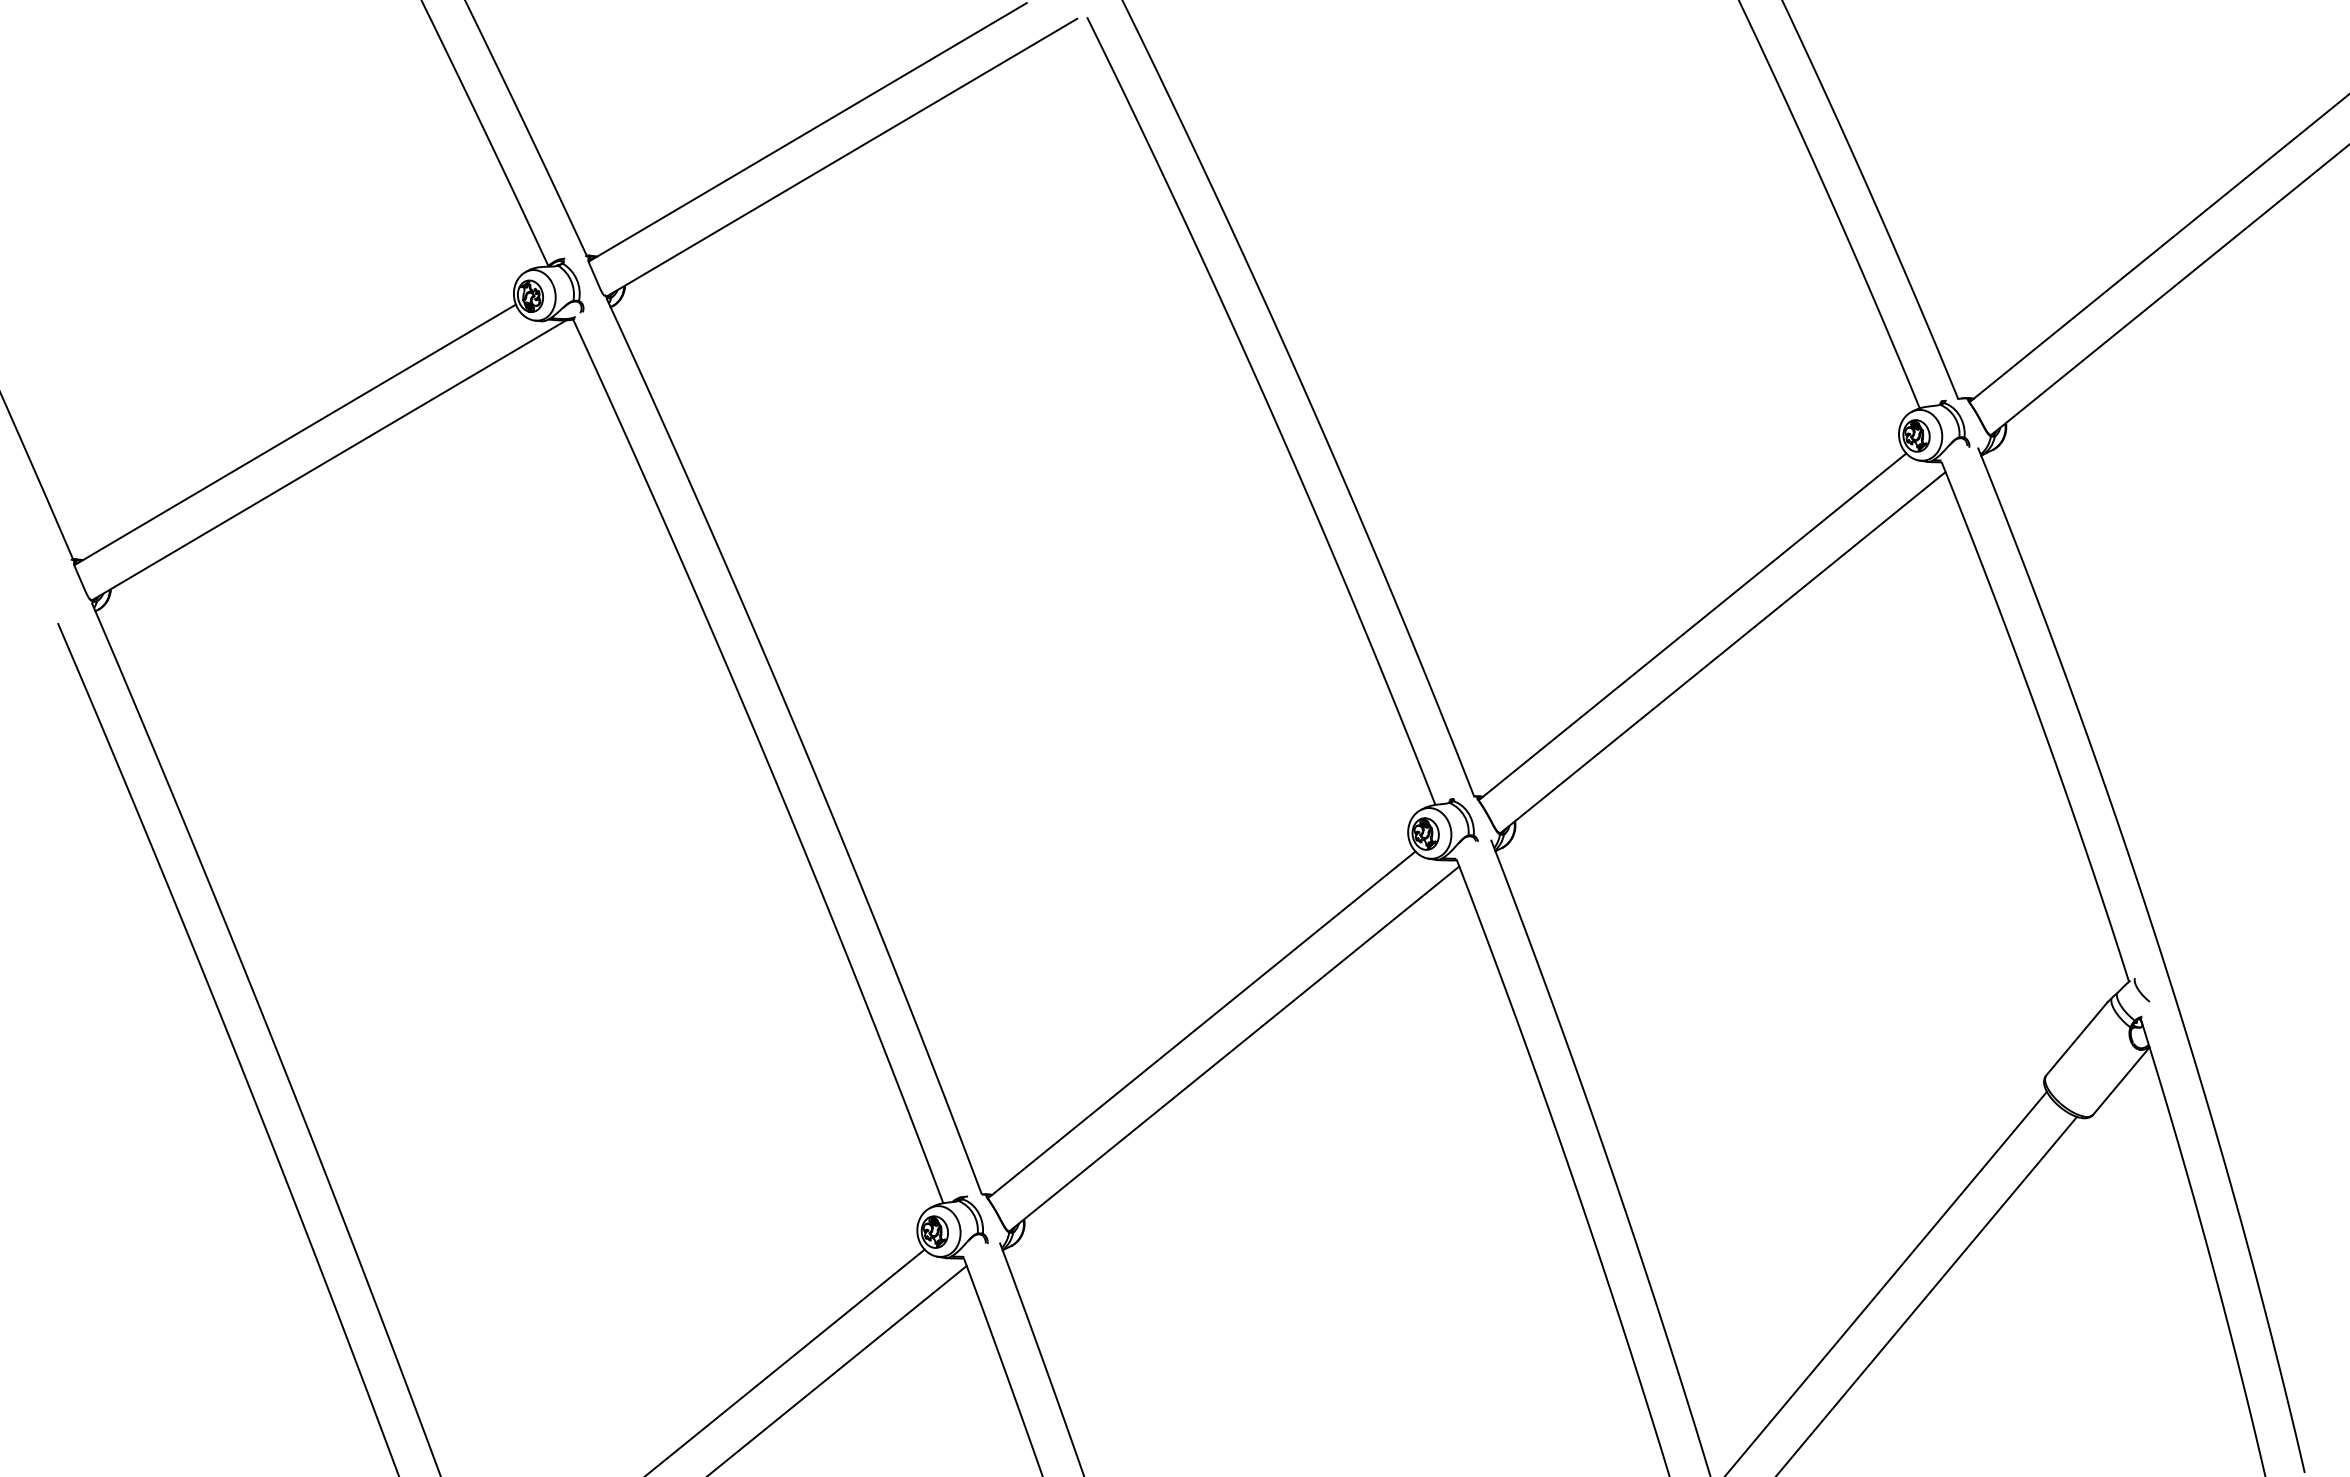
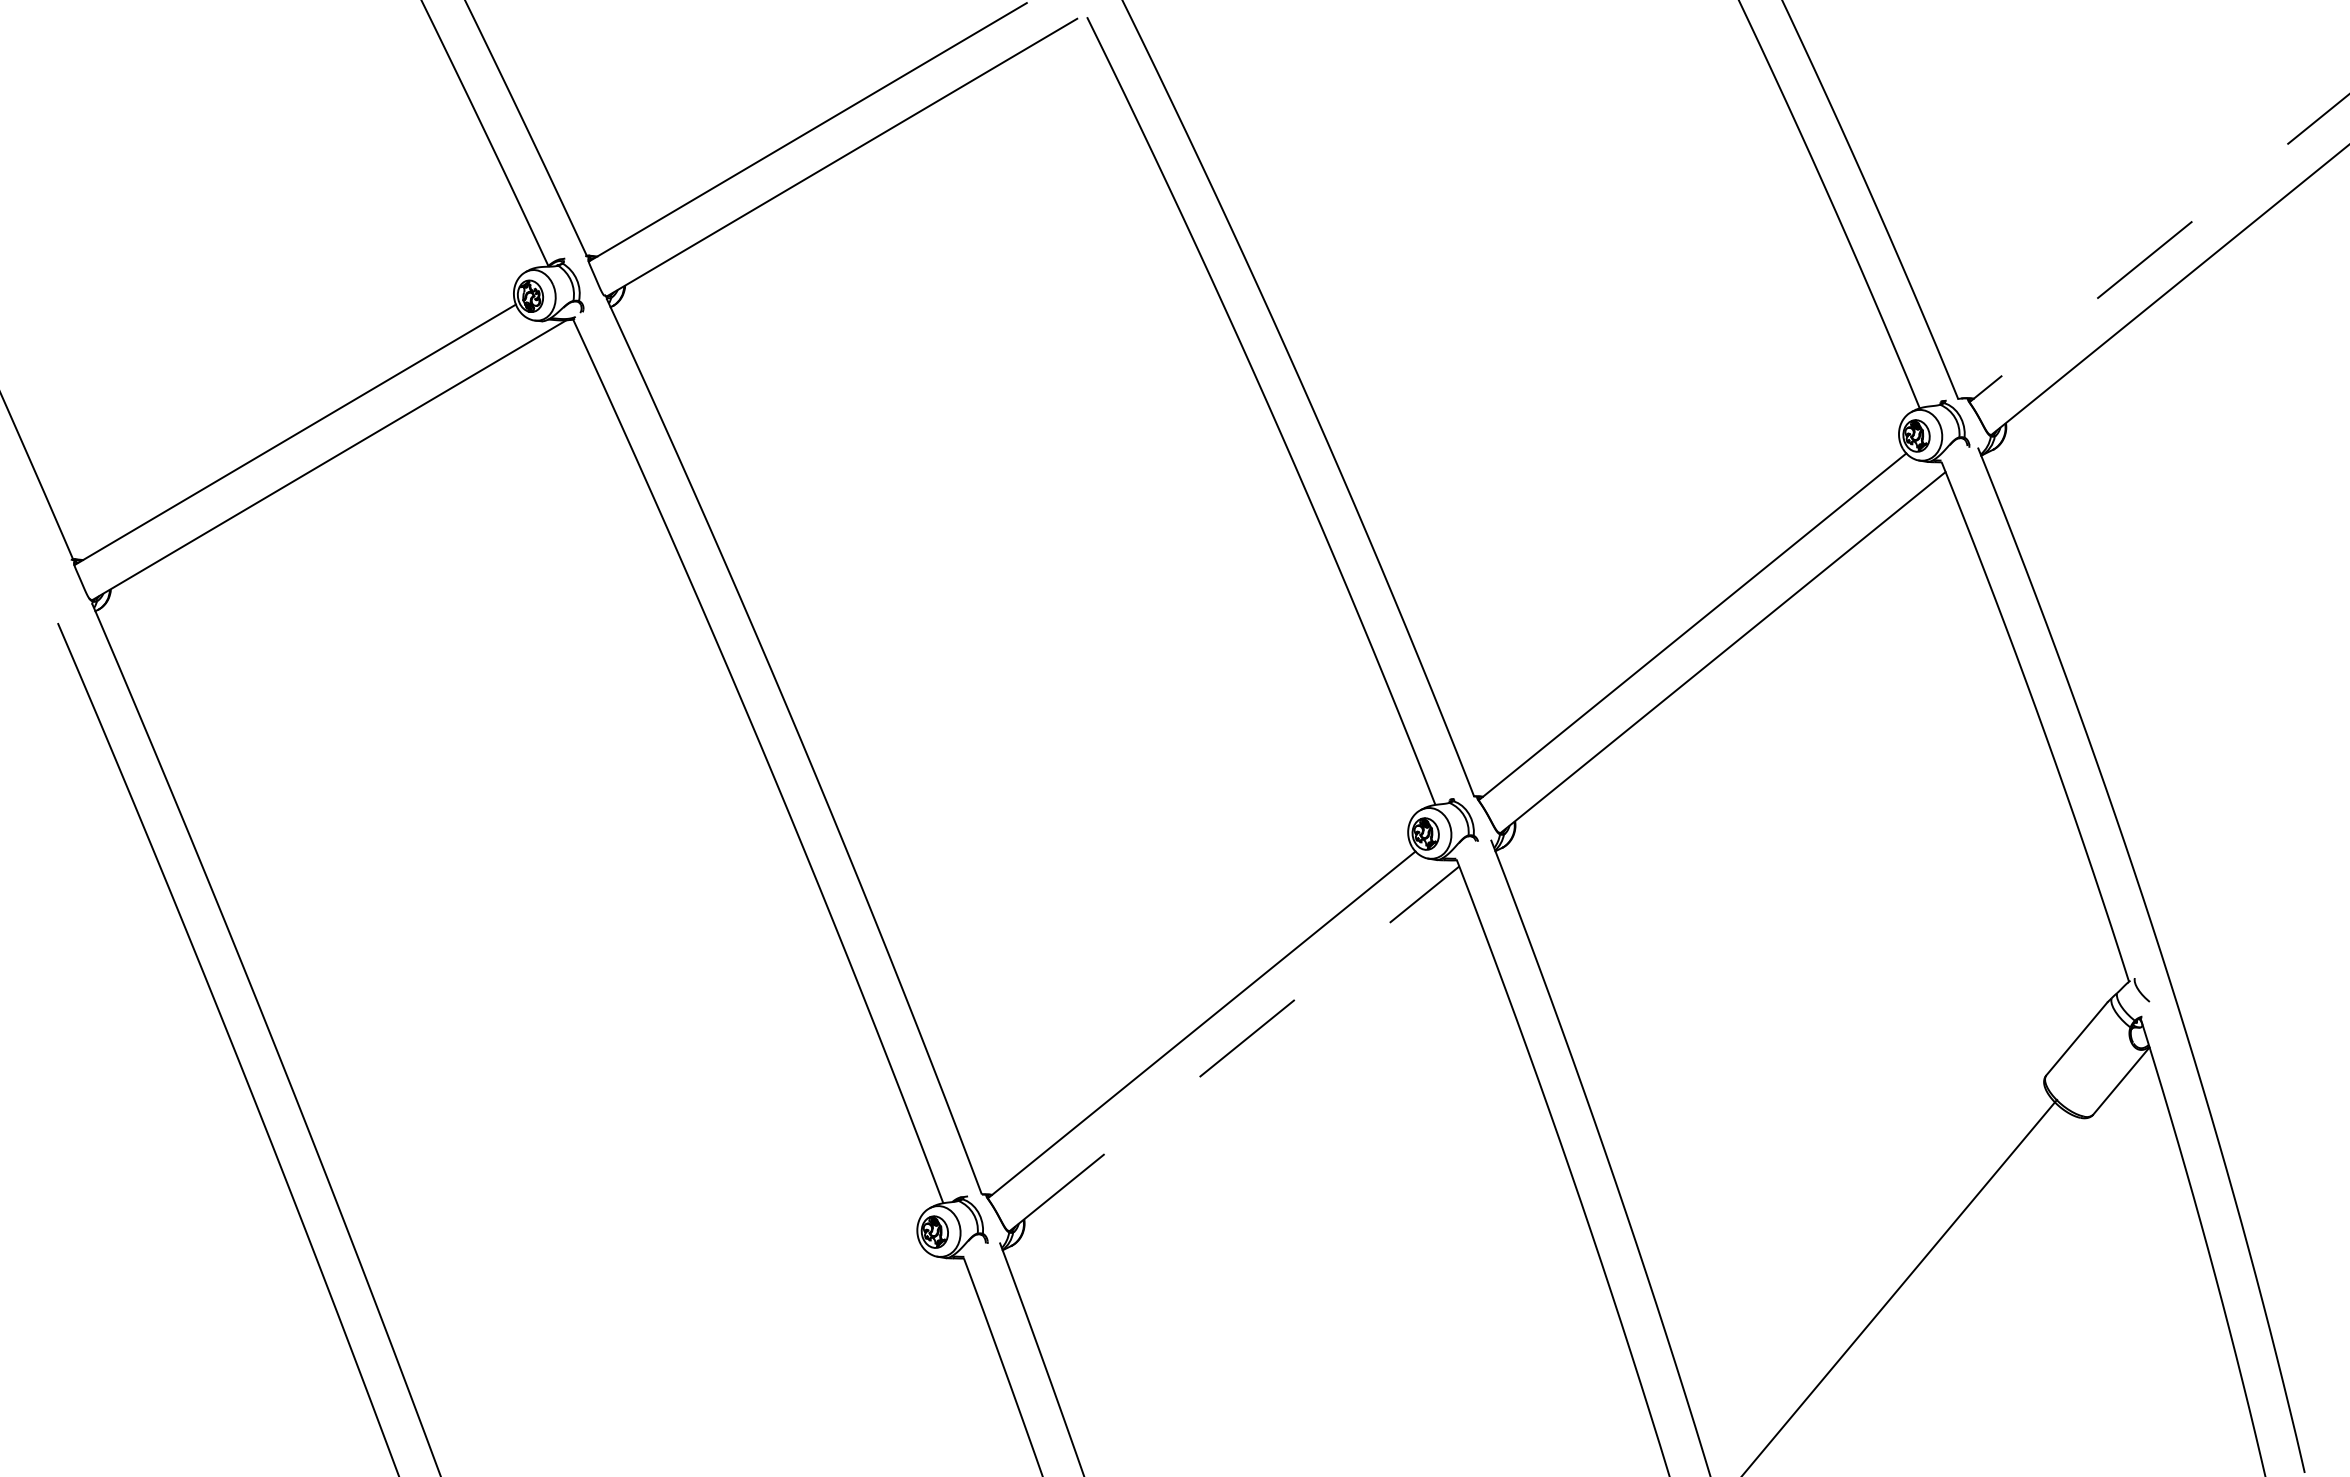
line: solid -> dashed (2159, 247)
line: solid -> dashed (1234, 1048)
line: present -> none (1886, 1282)
line position: (1927, 1294) -> (1900, 1286) (1900, 1286)
line: present -> none (786, 1361)
line: present -> none (838, 1369)
